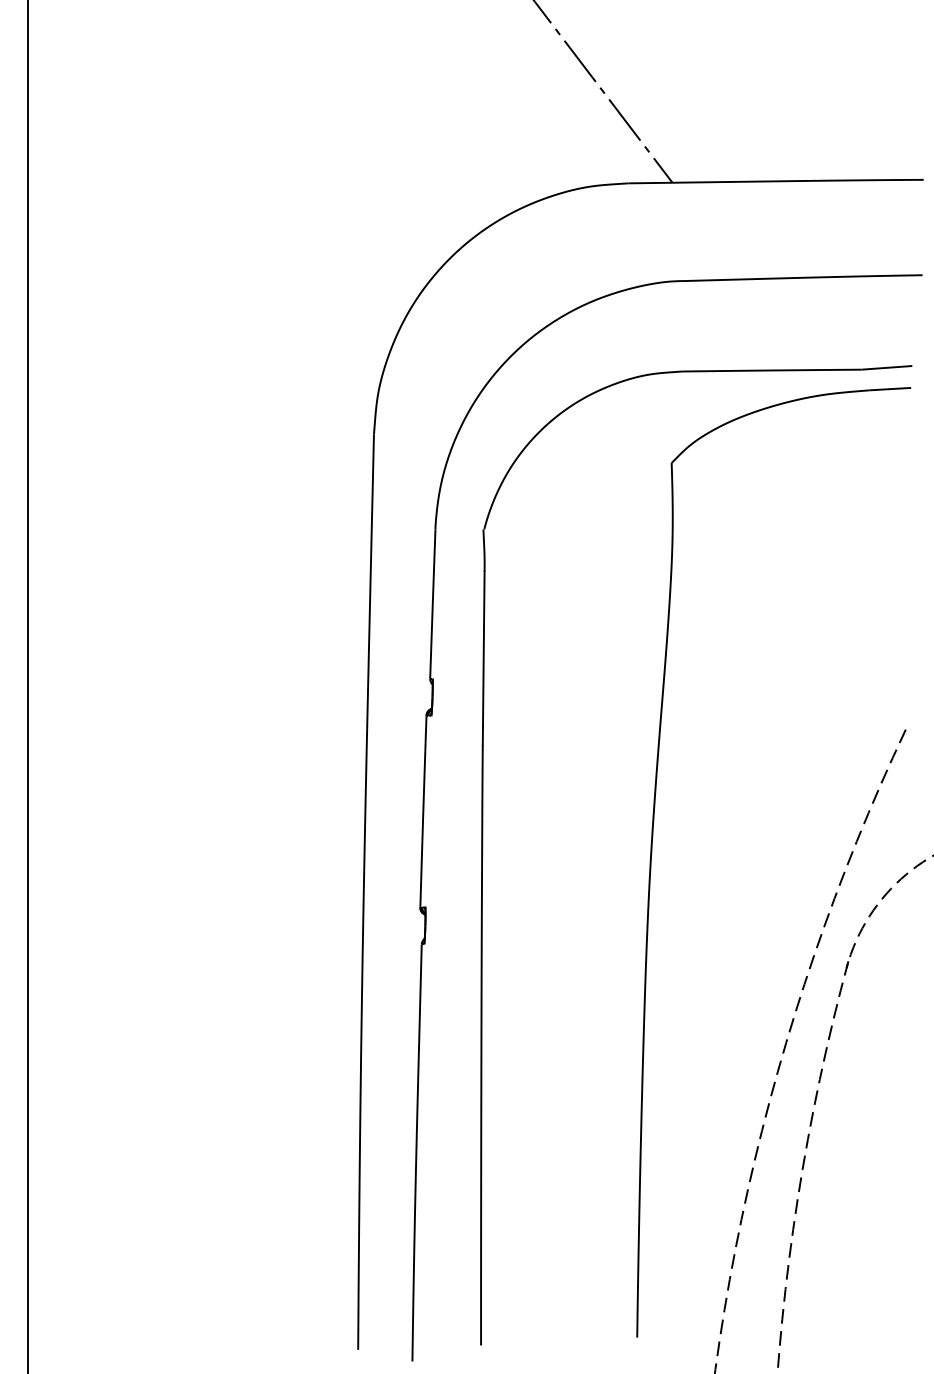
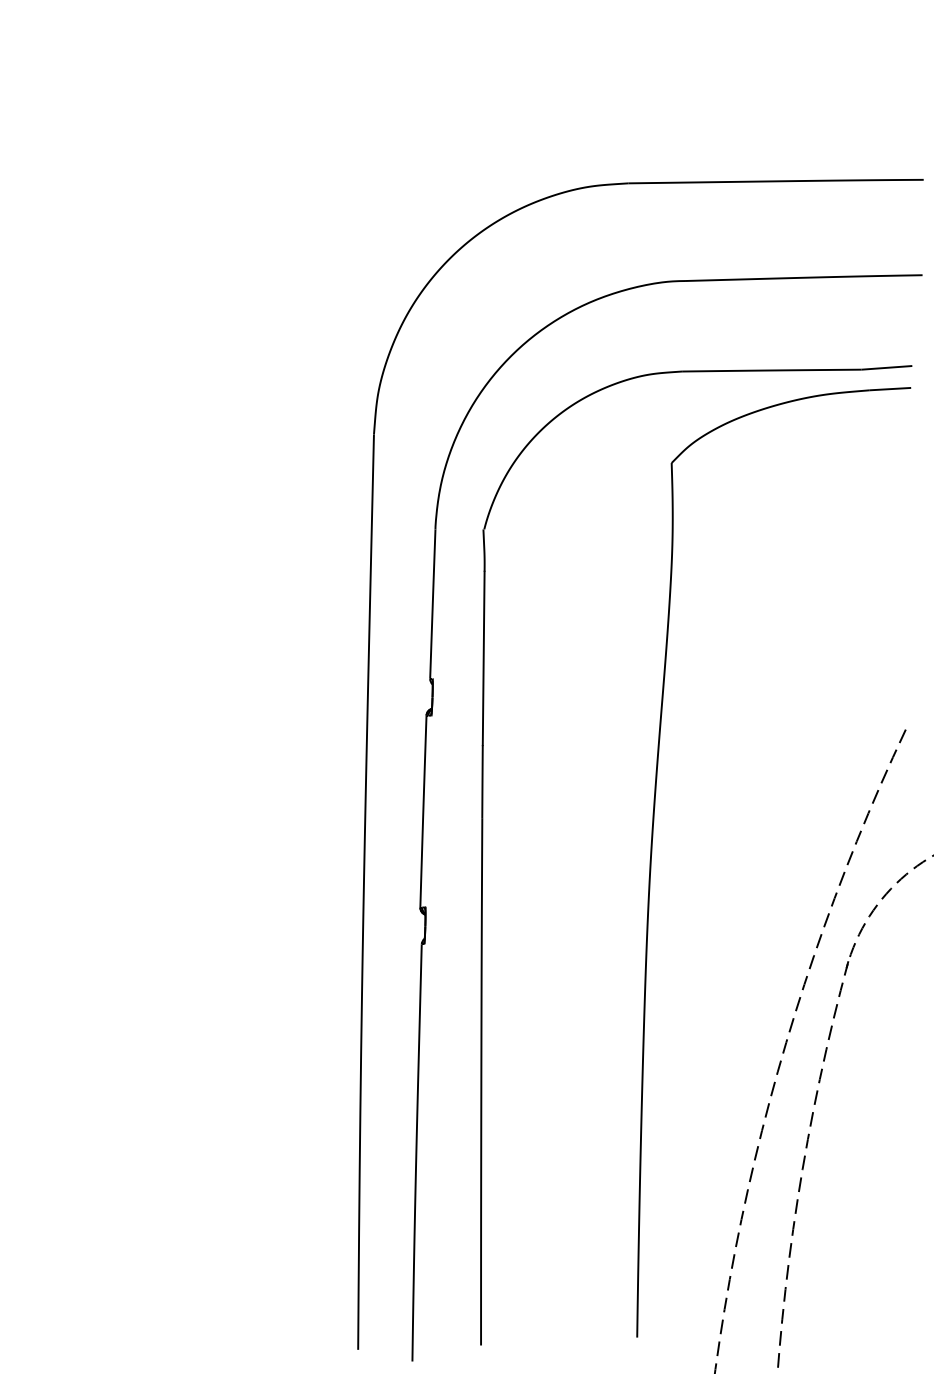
line: present -> none (603, 92)
line: present -> none (28, 686)
